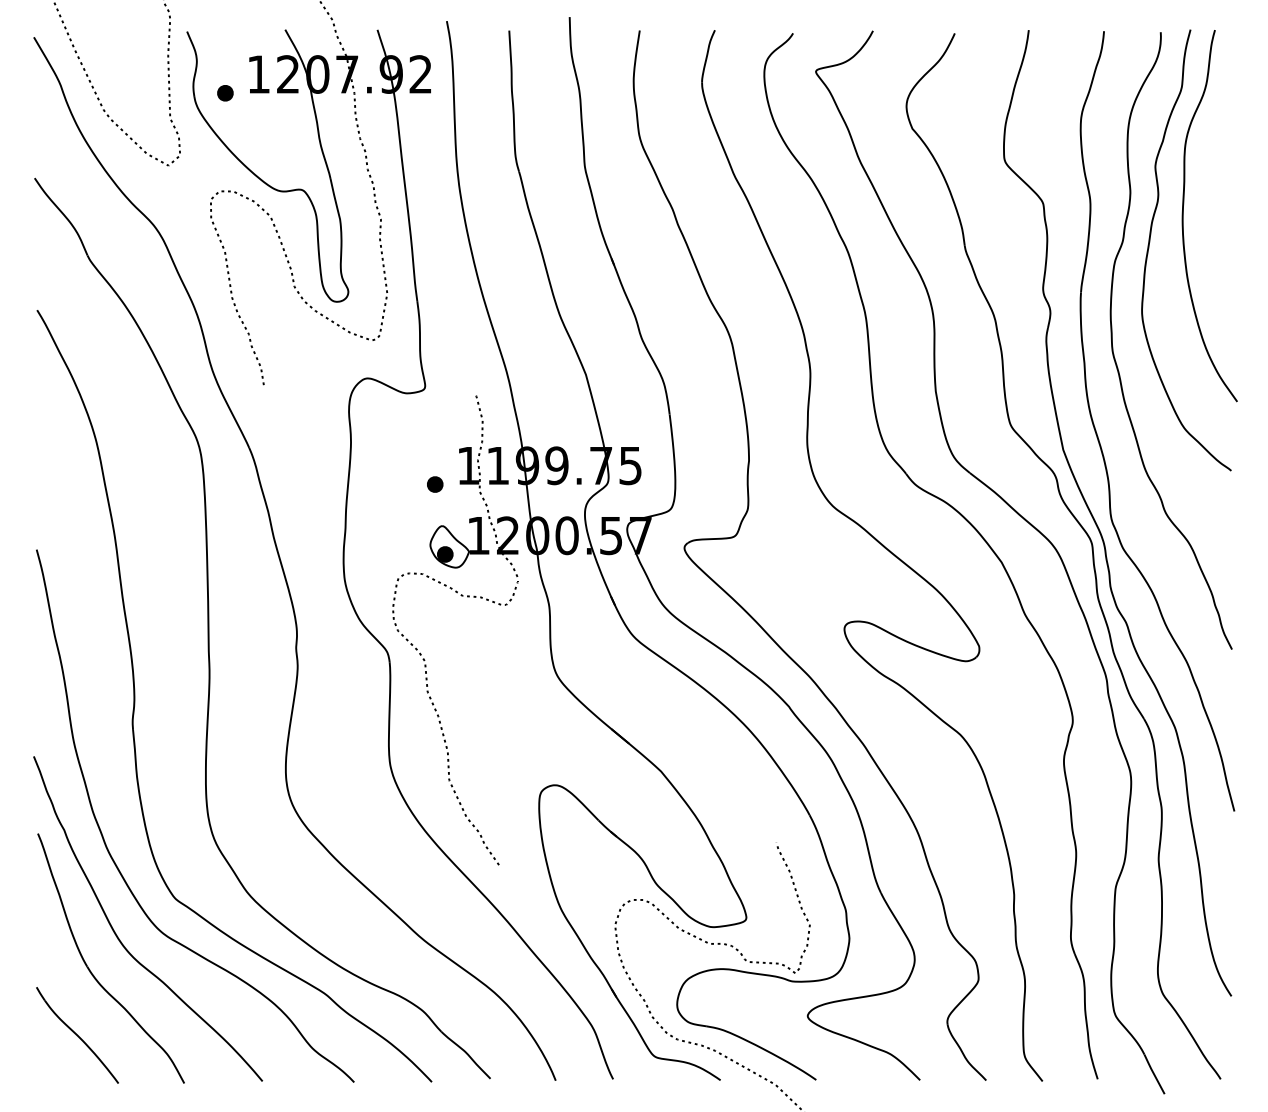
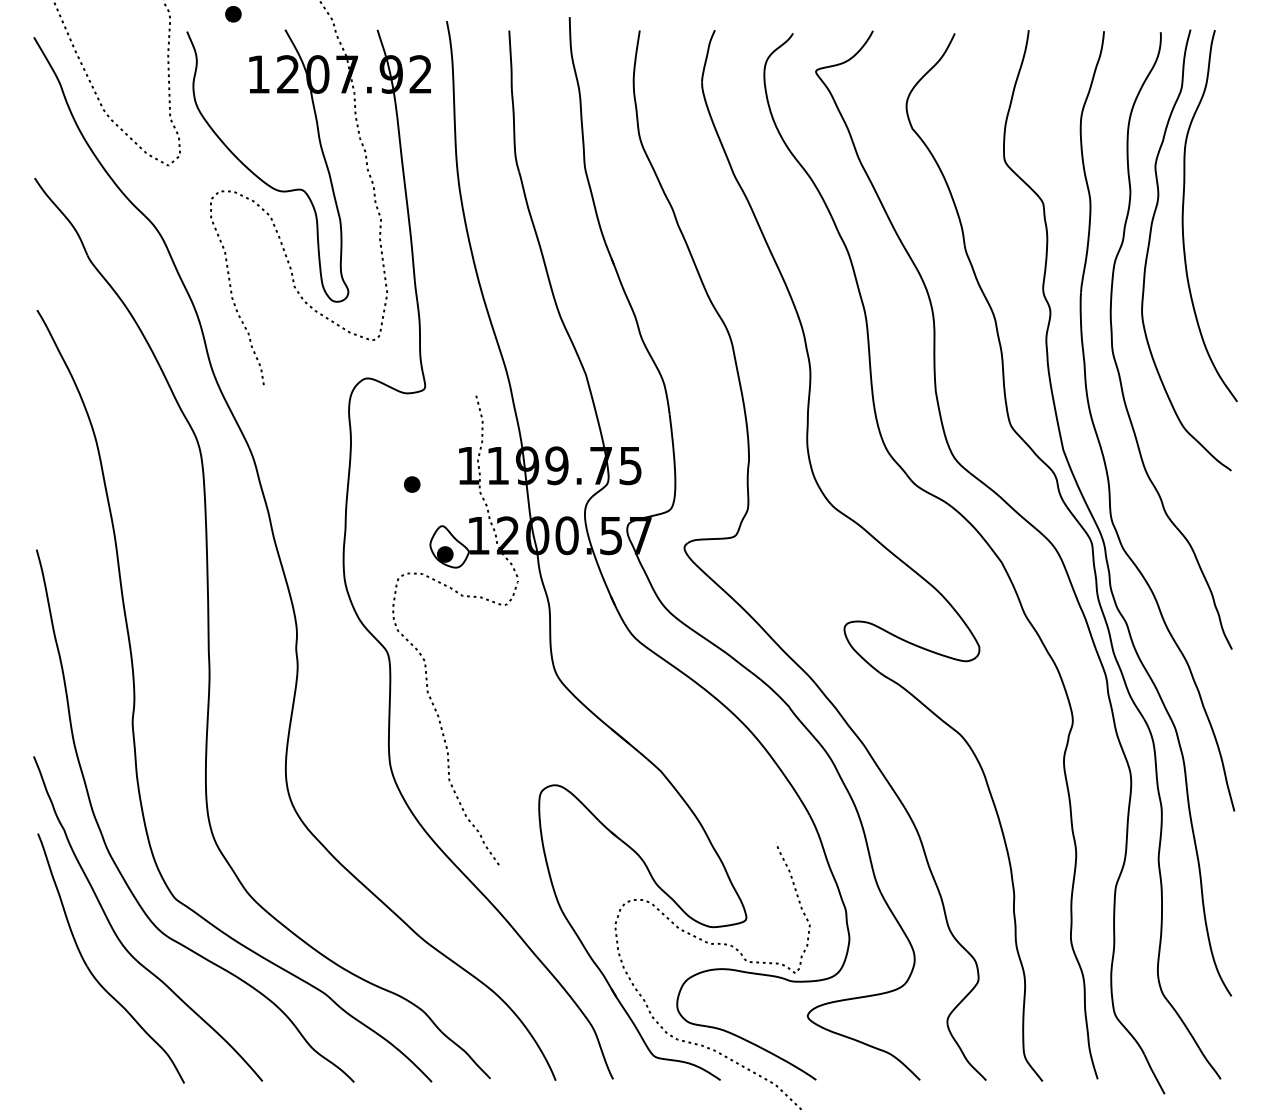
part position: (225, 93) -> (233, 14) (233, 14)
part position: (435, 484) -> (412, 484) (412, 484)
part: present -> none (77, 1035)
